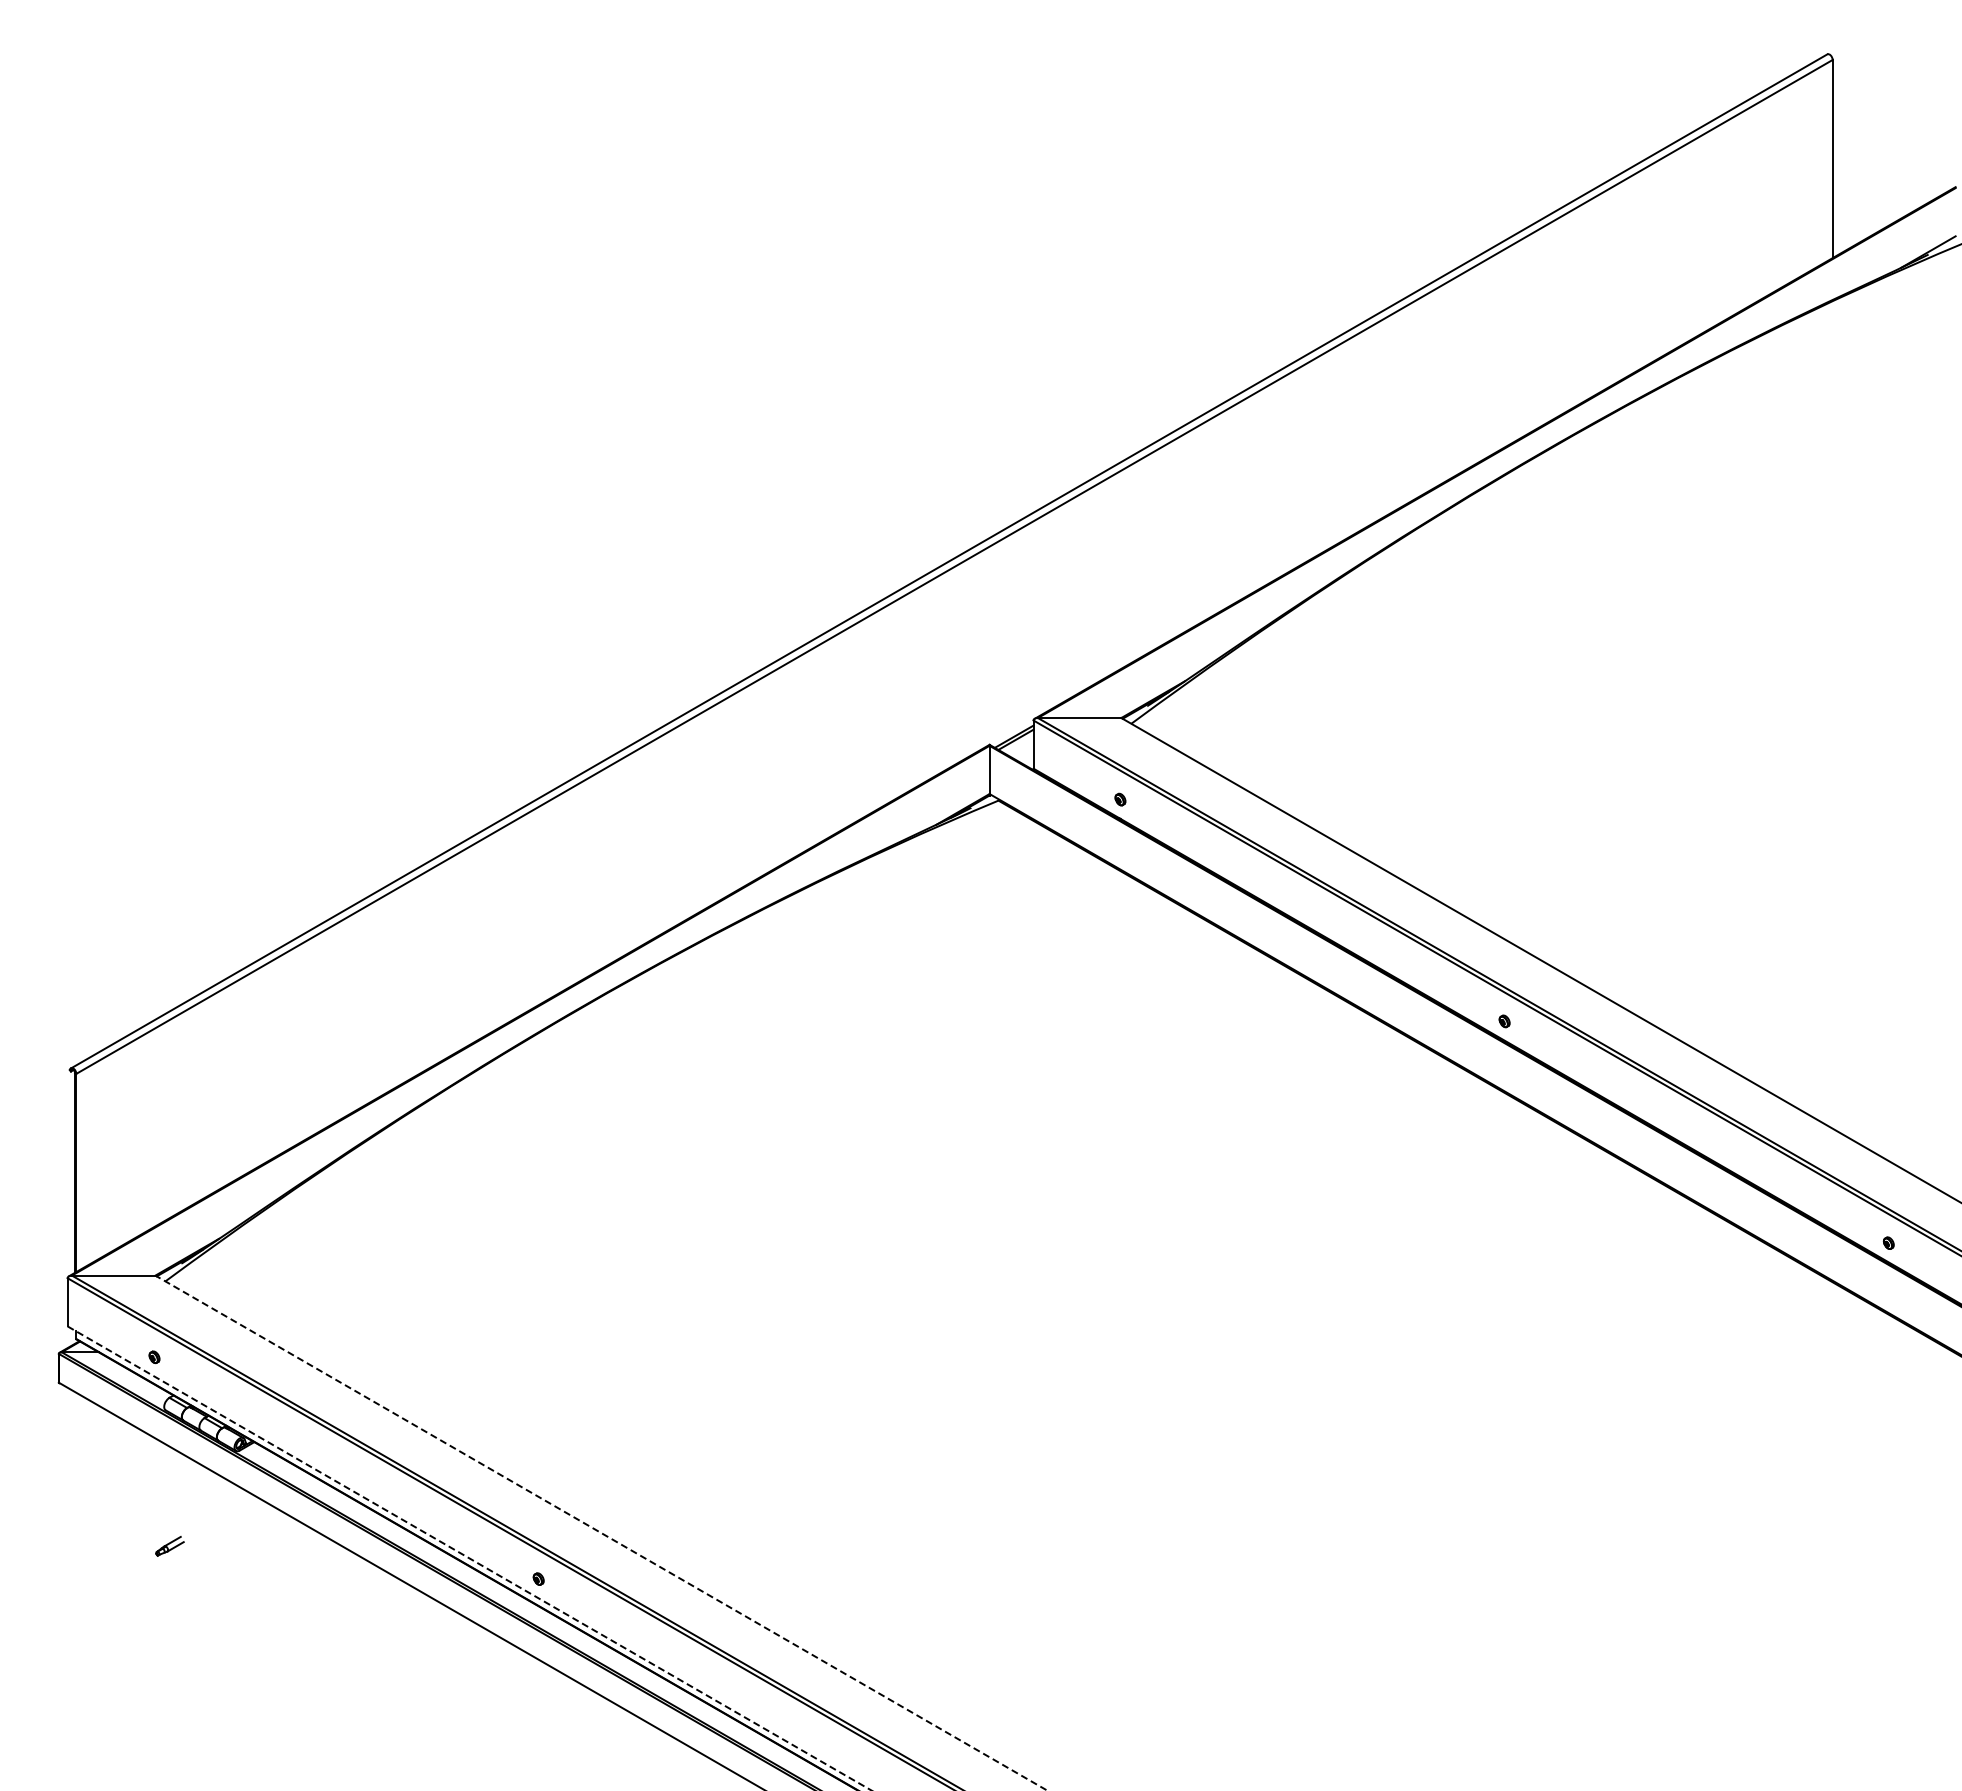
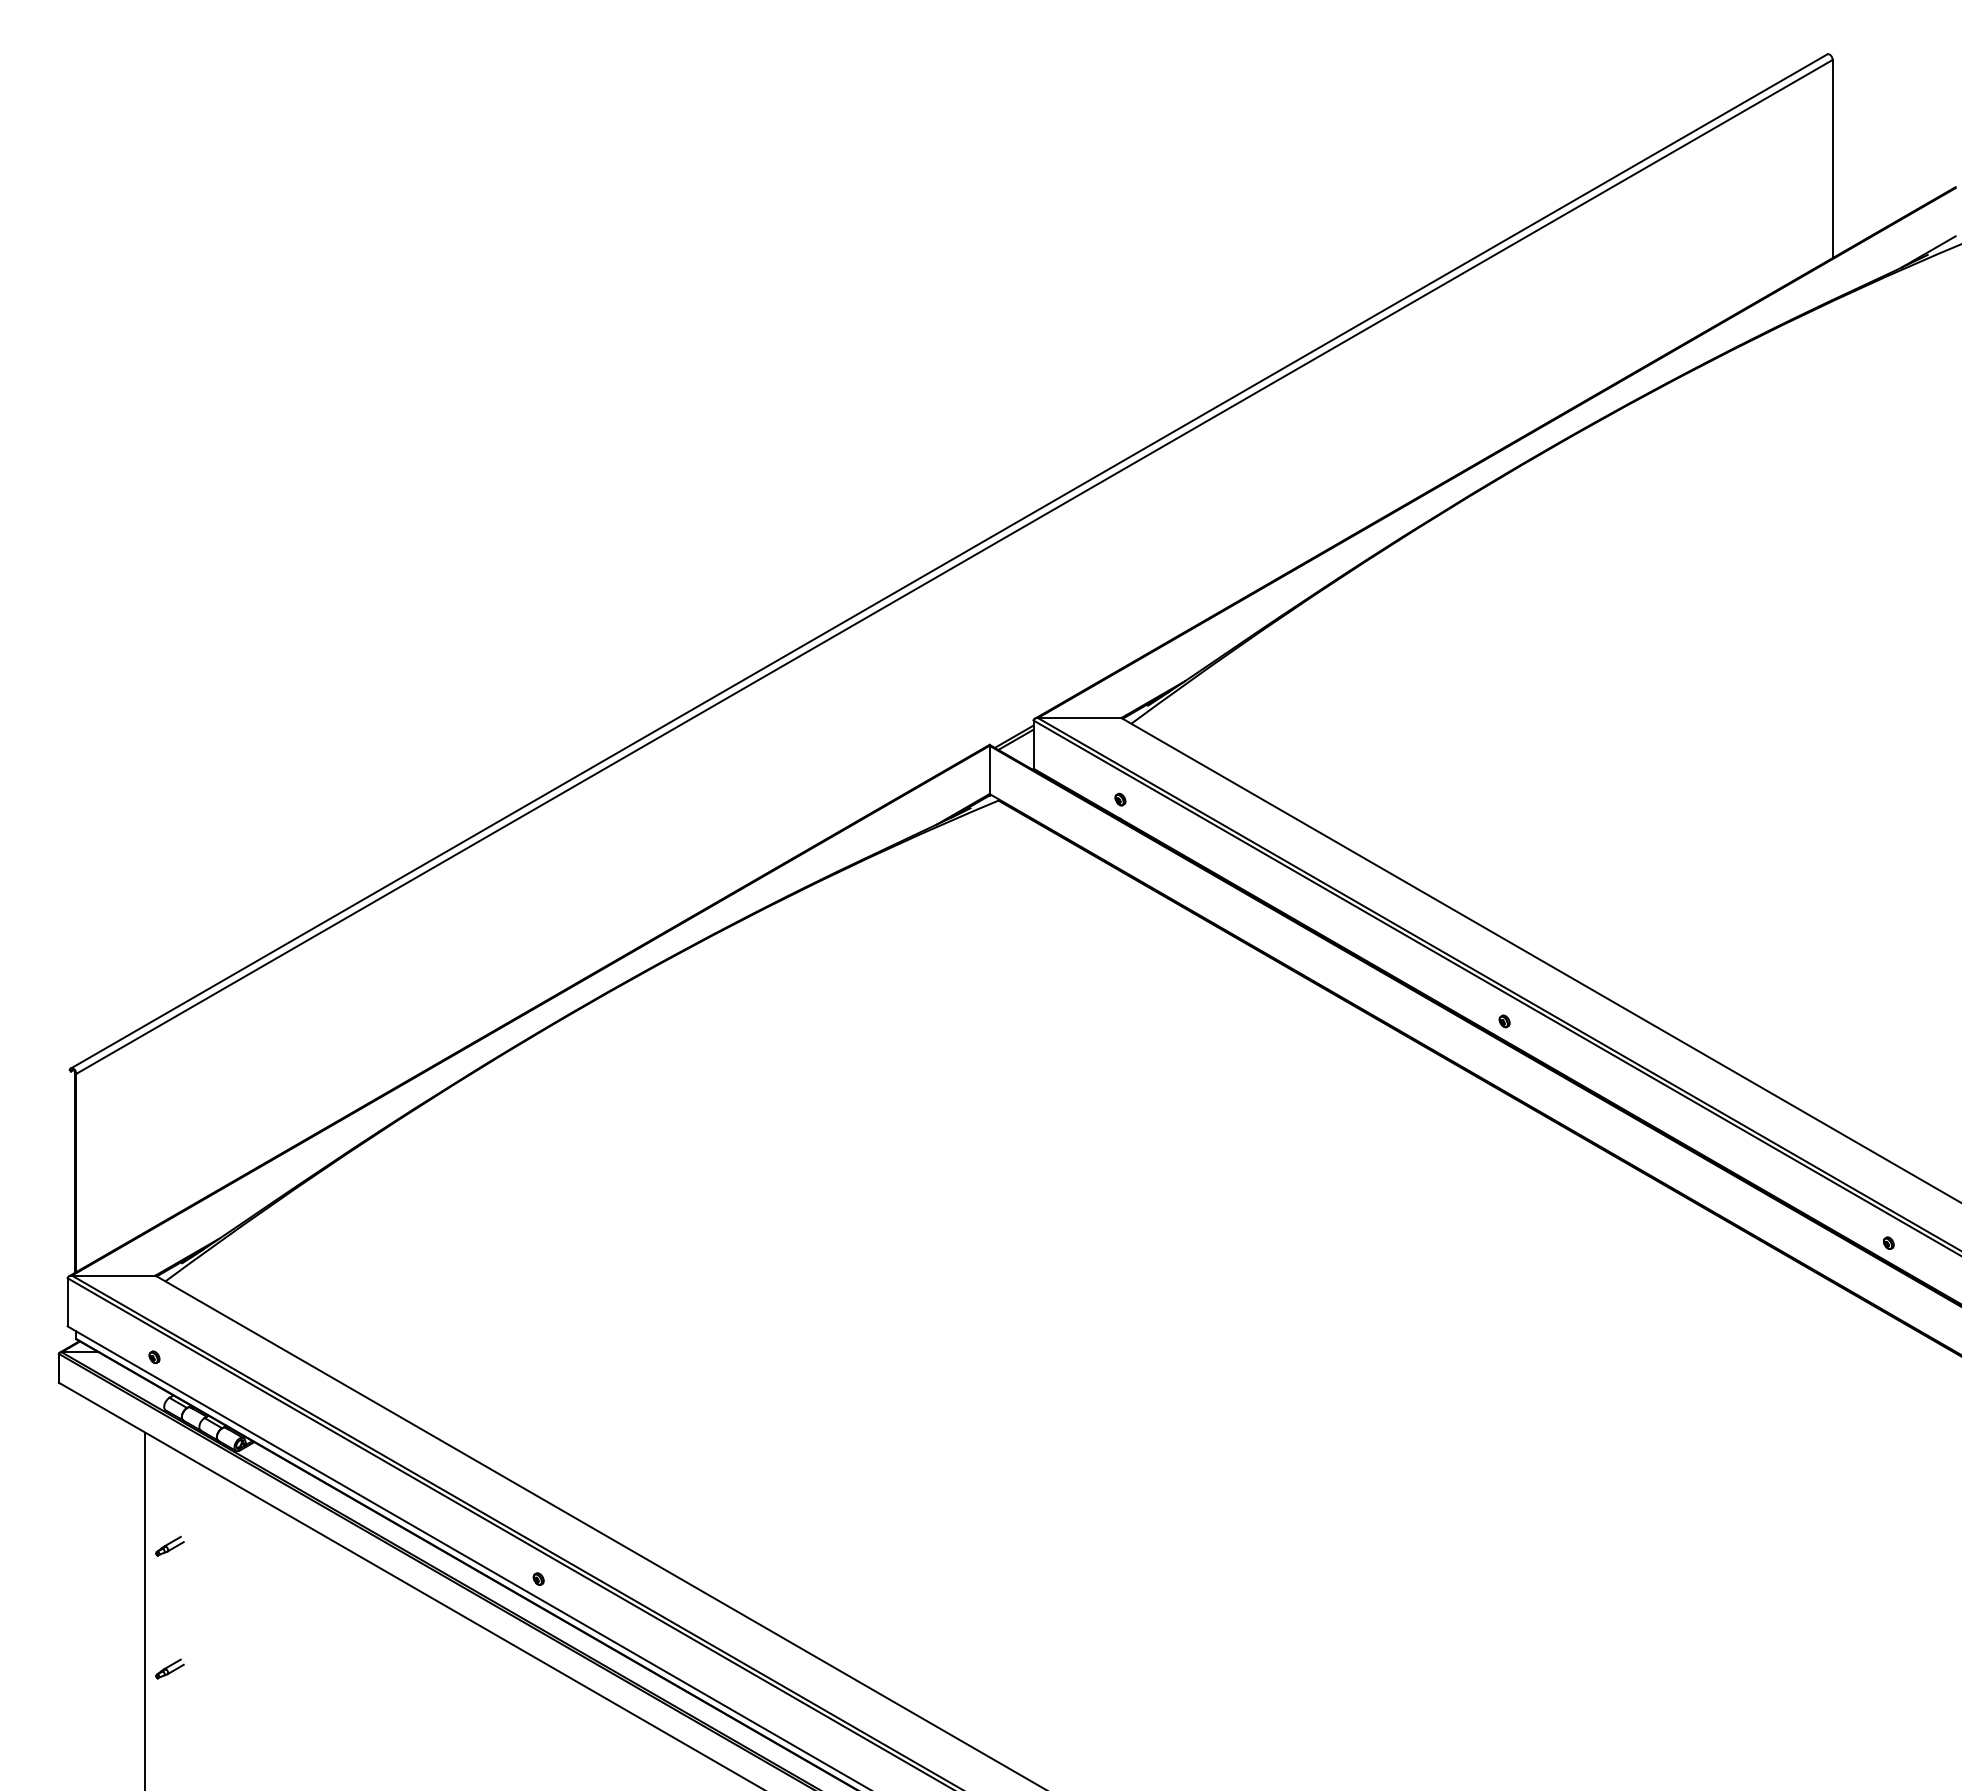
line: dashed -> solid (601, 1533)
line: dashed -> solid (470, 1558)
line: none -> present (145, 1609)
part: none -> present (169, 1668)
